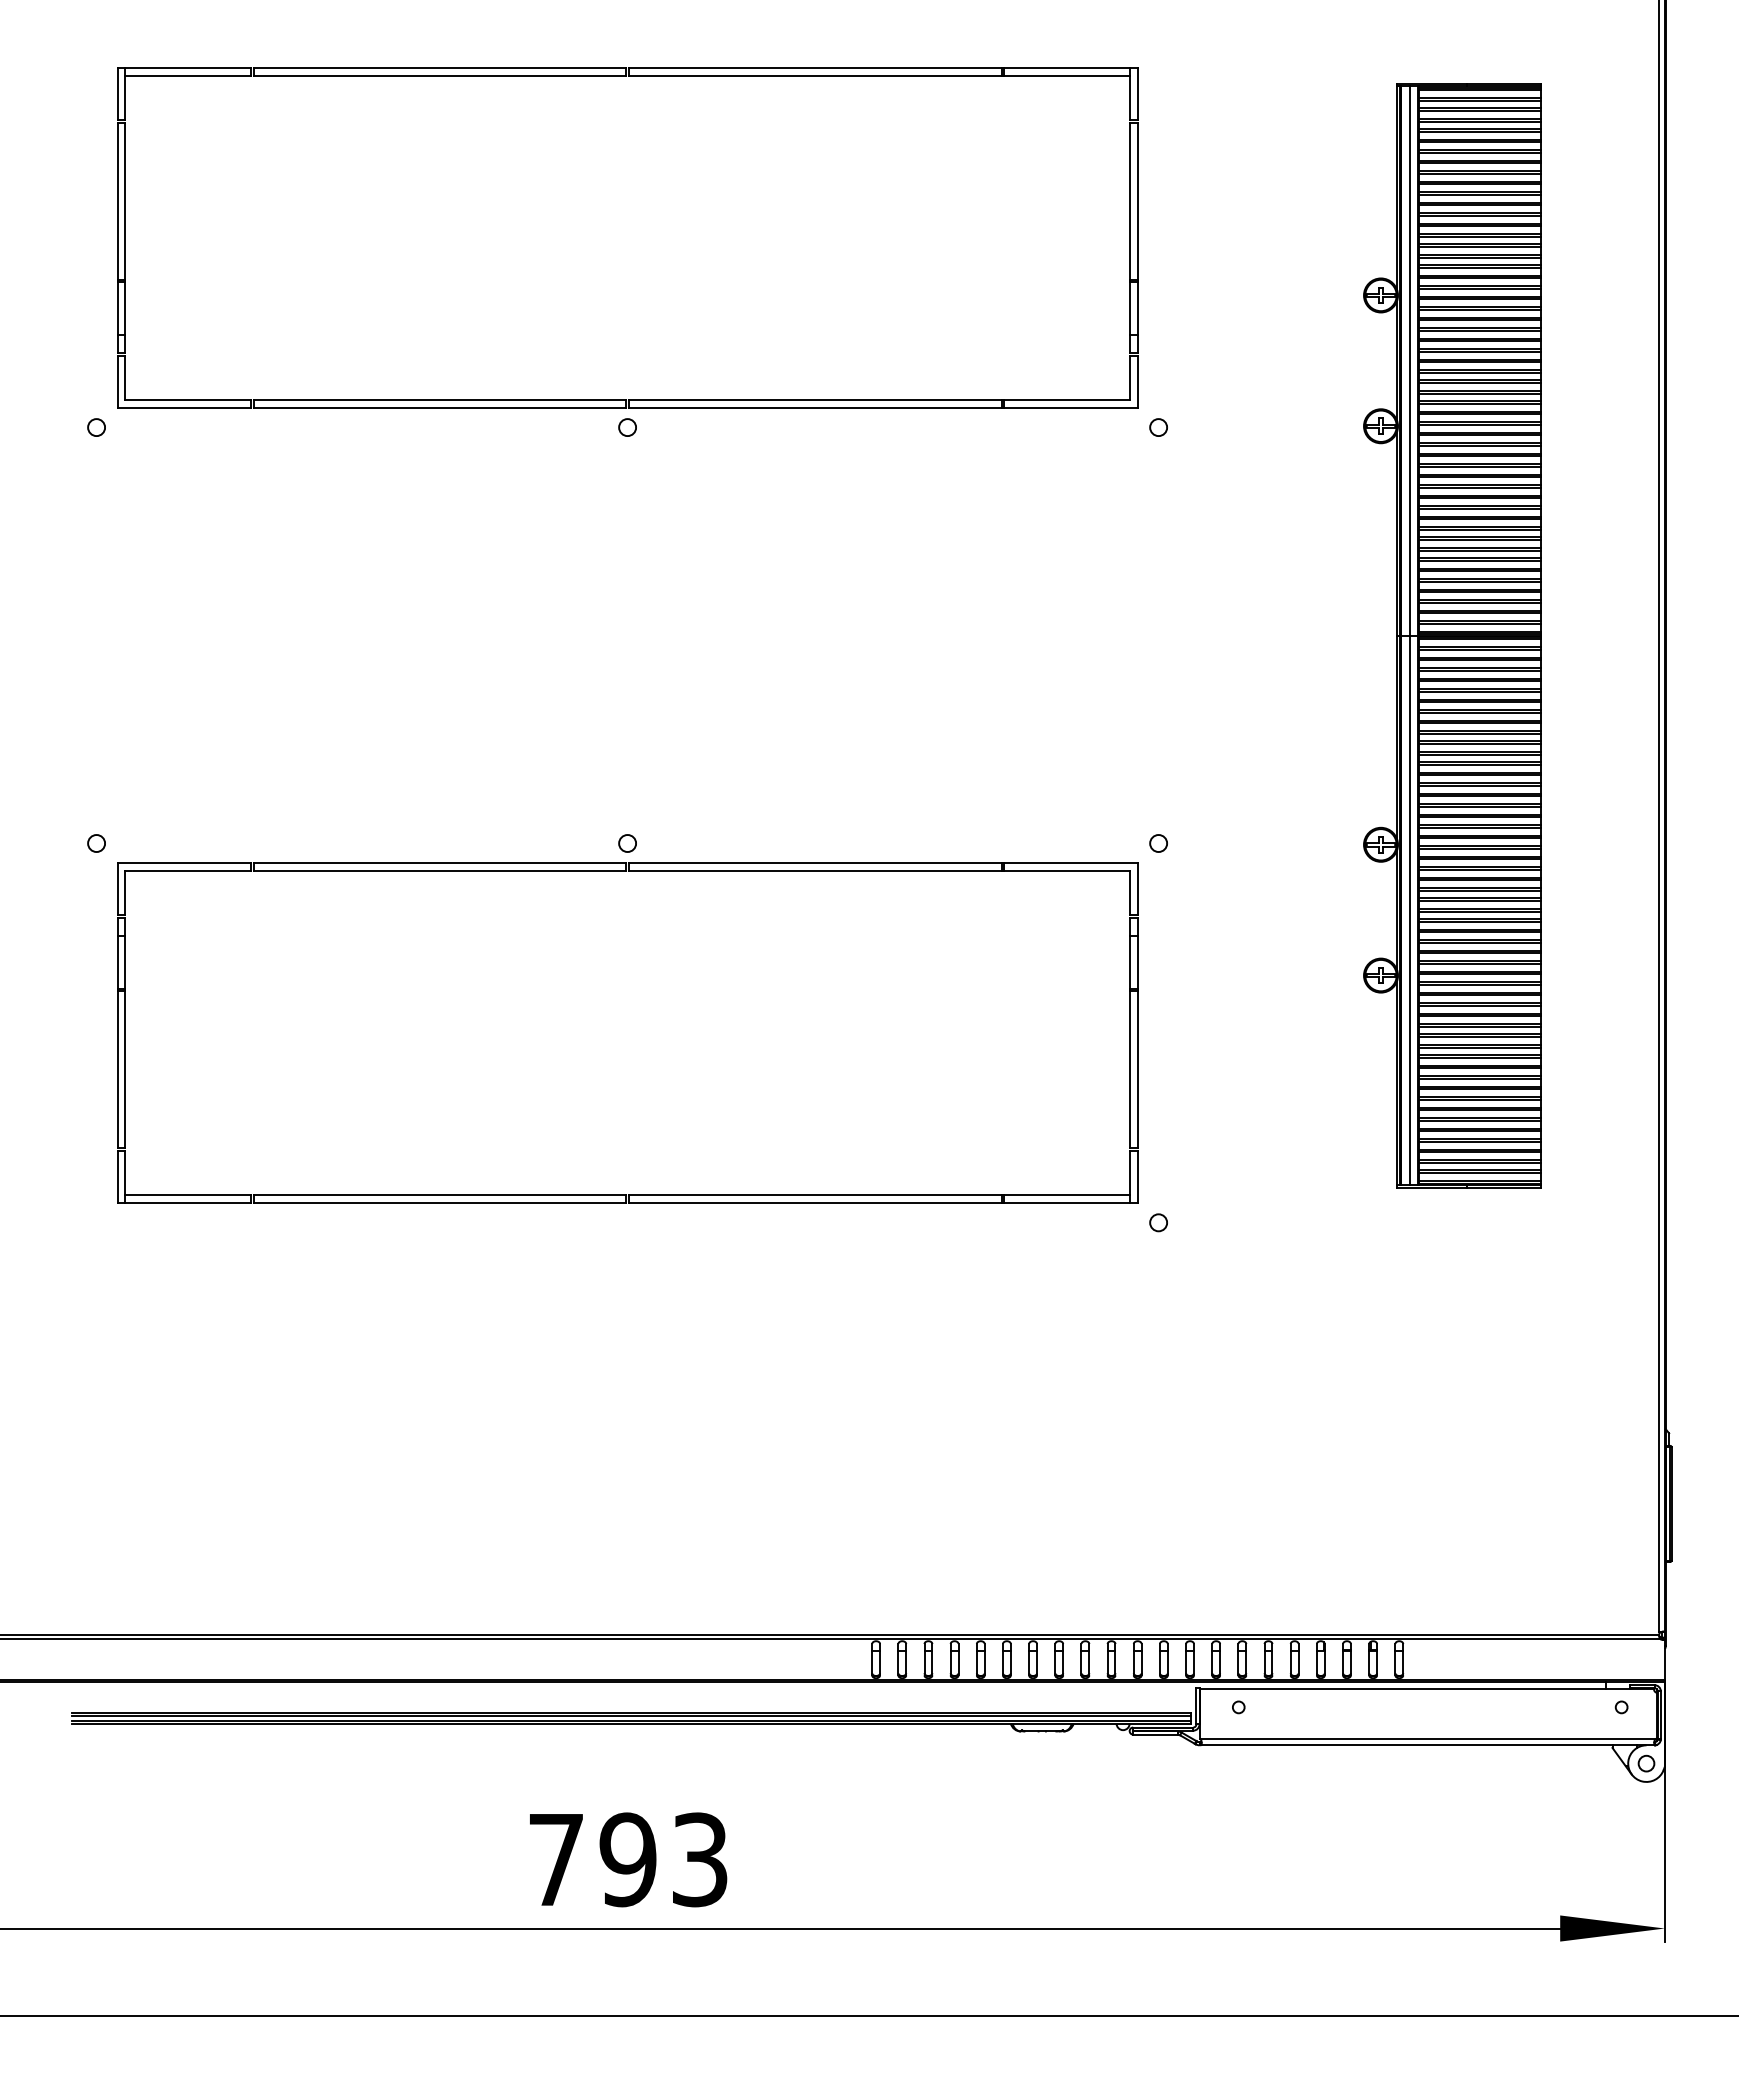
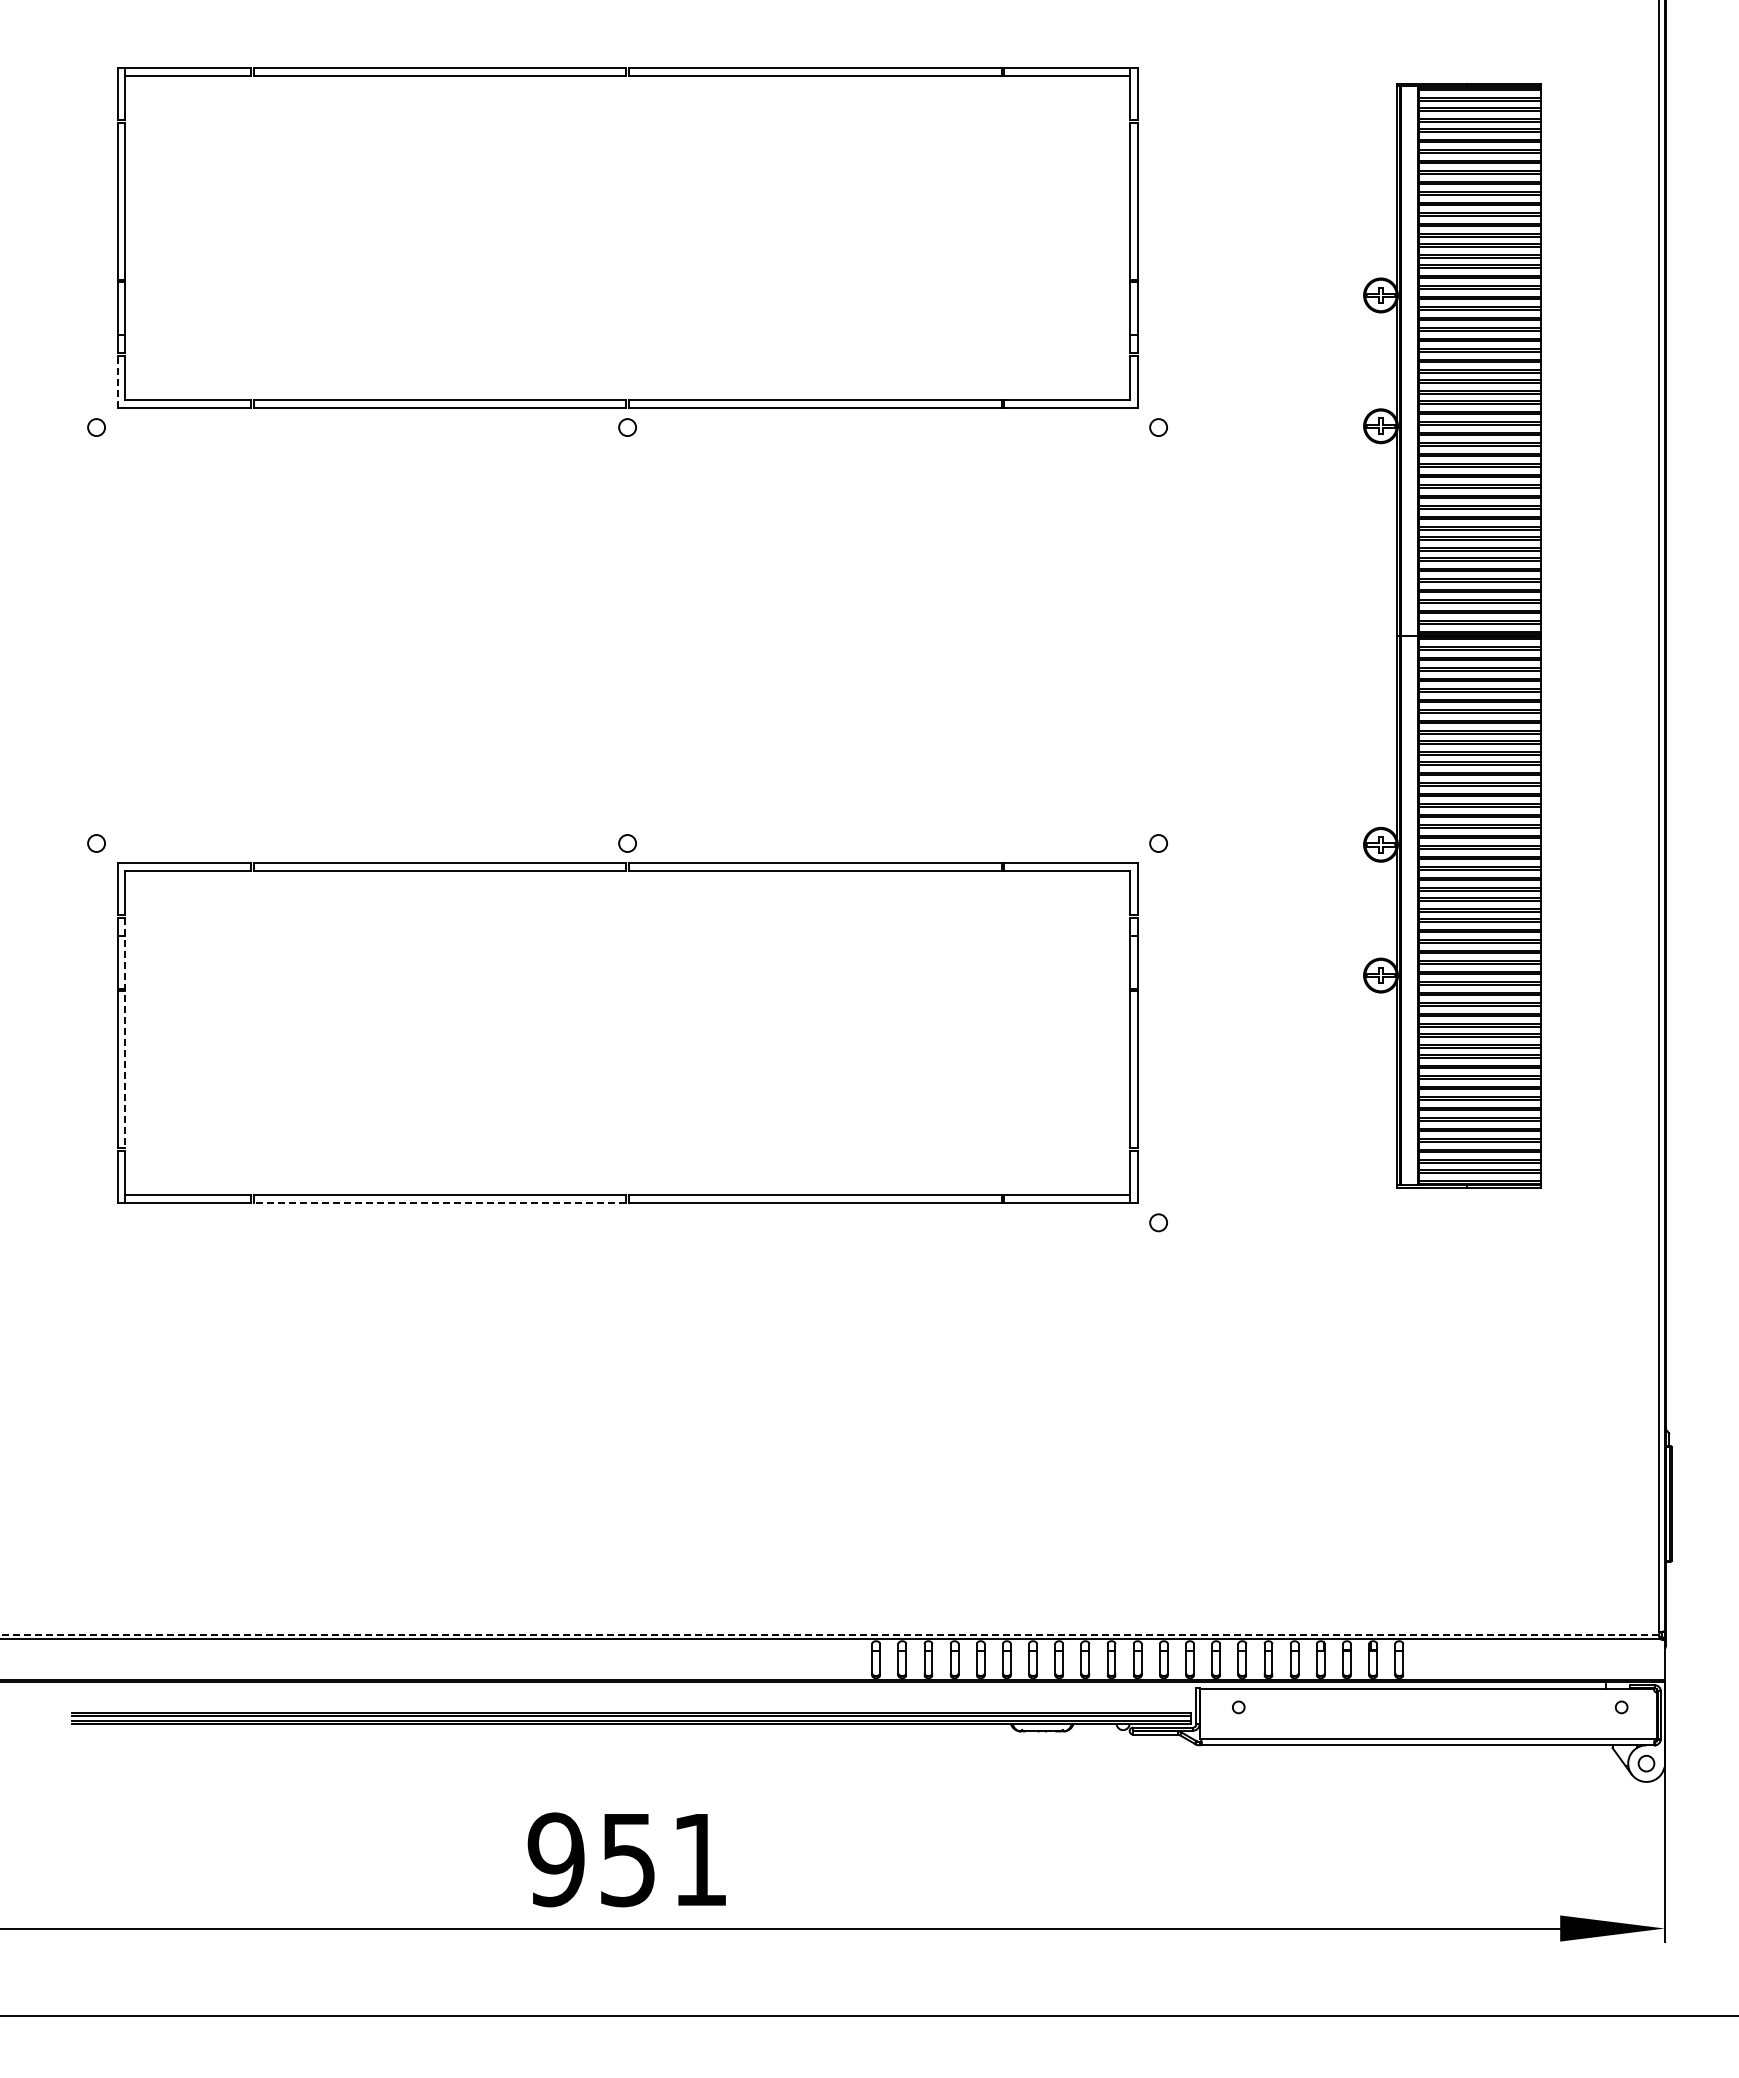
line: solid -> dashed (117, 381)
line: present -> none (1409, 635)
line: solid -> dashed (125, 1033)
line: solid -> dashed (439, 1203)
line: solid -> dashed (829, 1634)
text: 793 -> 951 (627, 1859)
